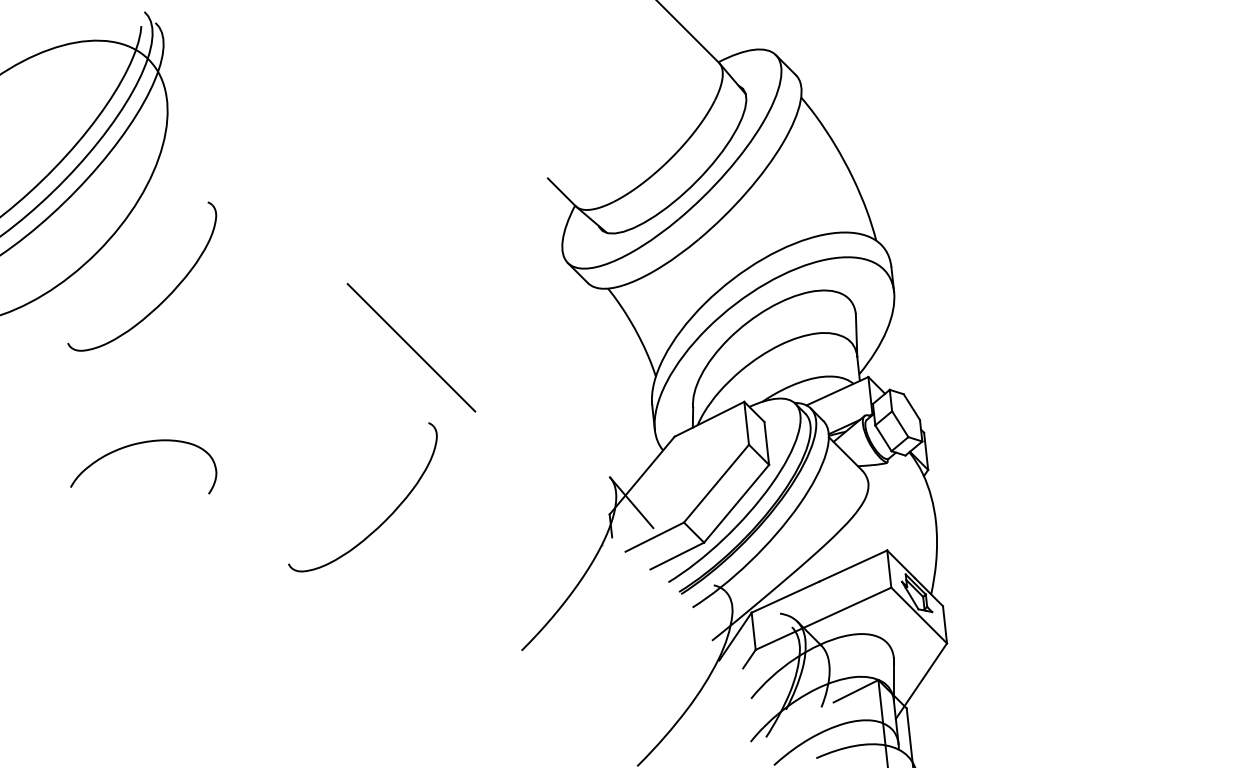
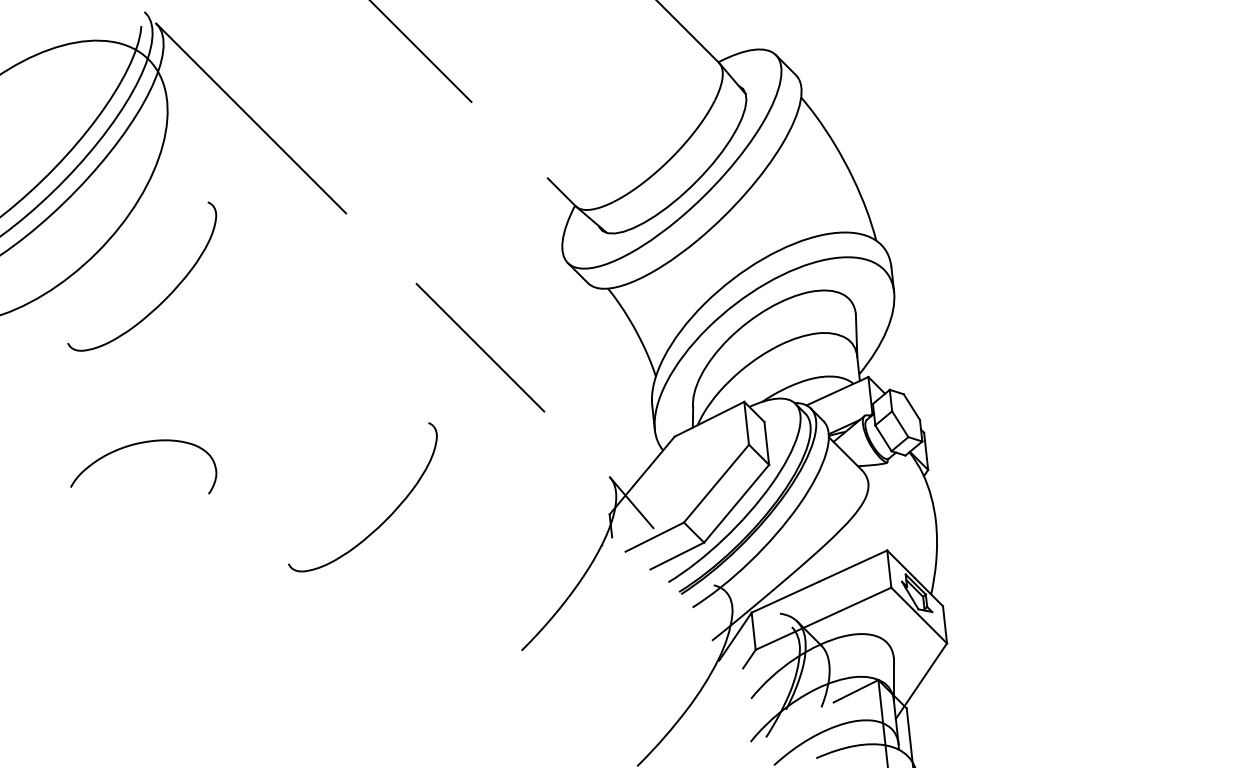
line: none -> present (421, 51)
line: none -> present (251, 118)
line position: (411, 347) -> (480, 347) (480, 347)
